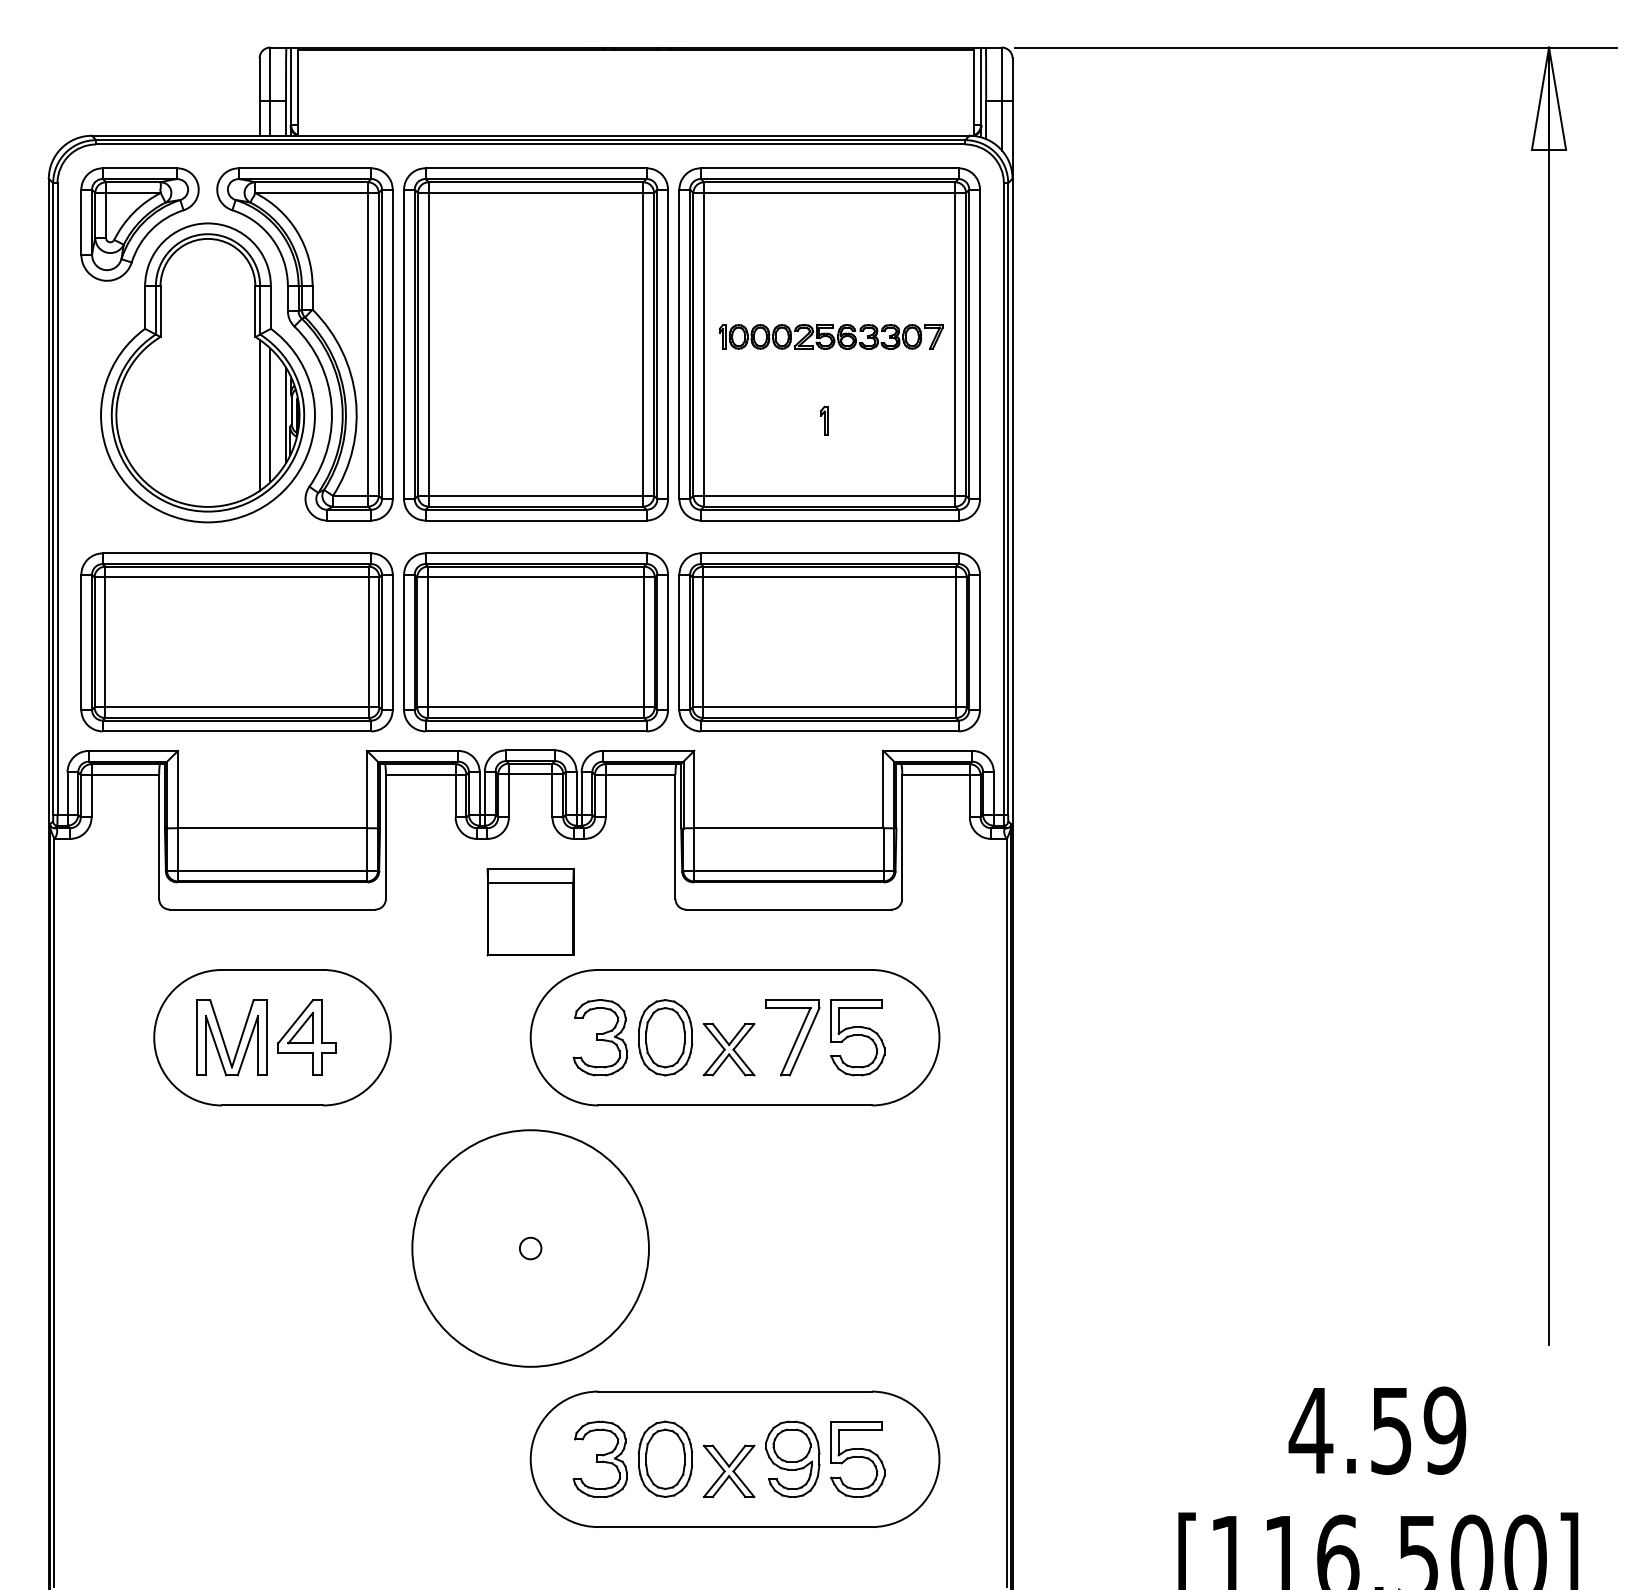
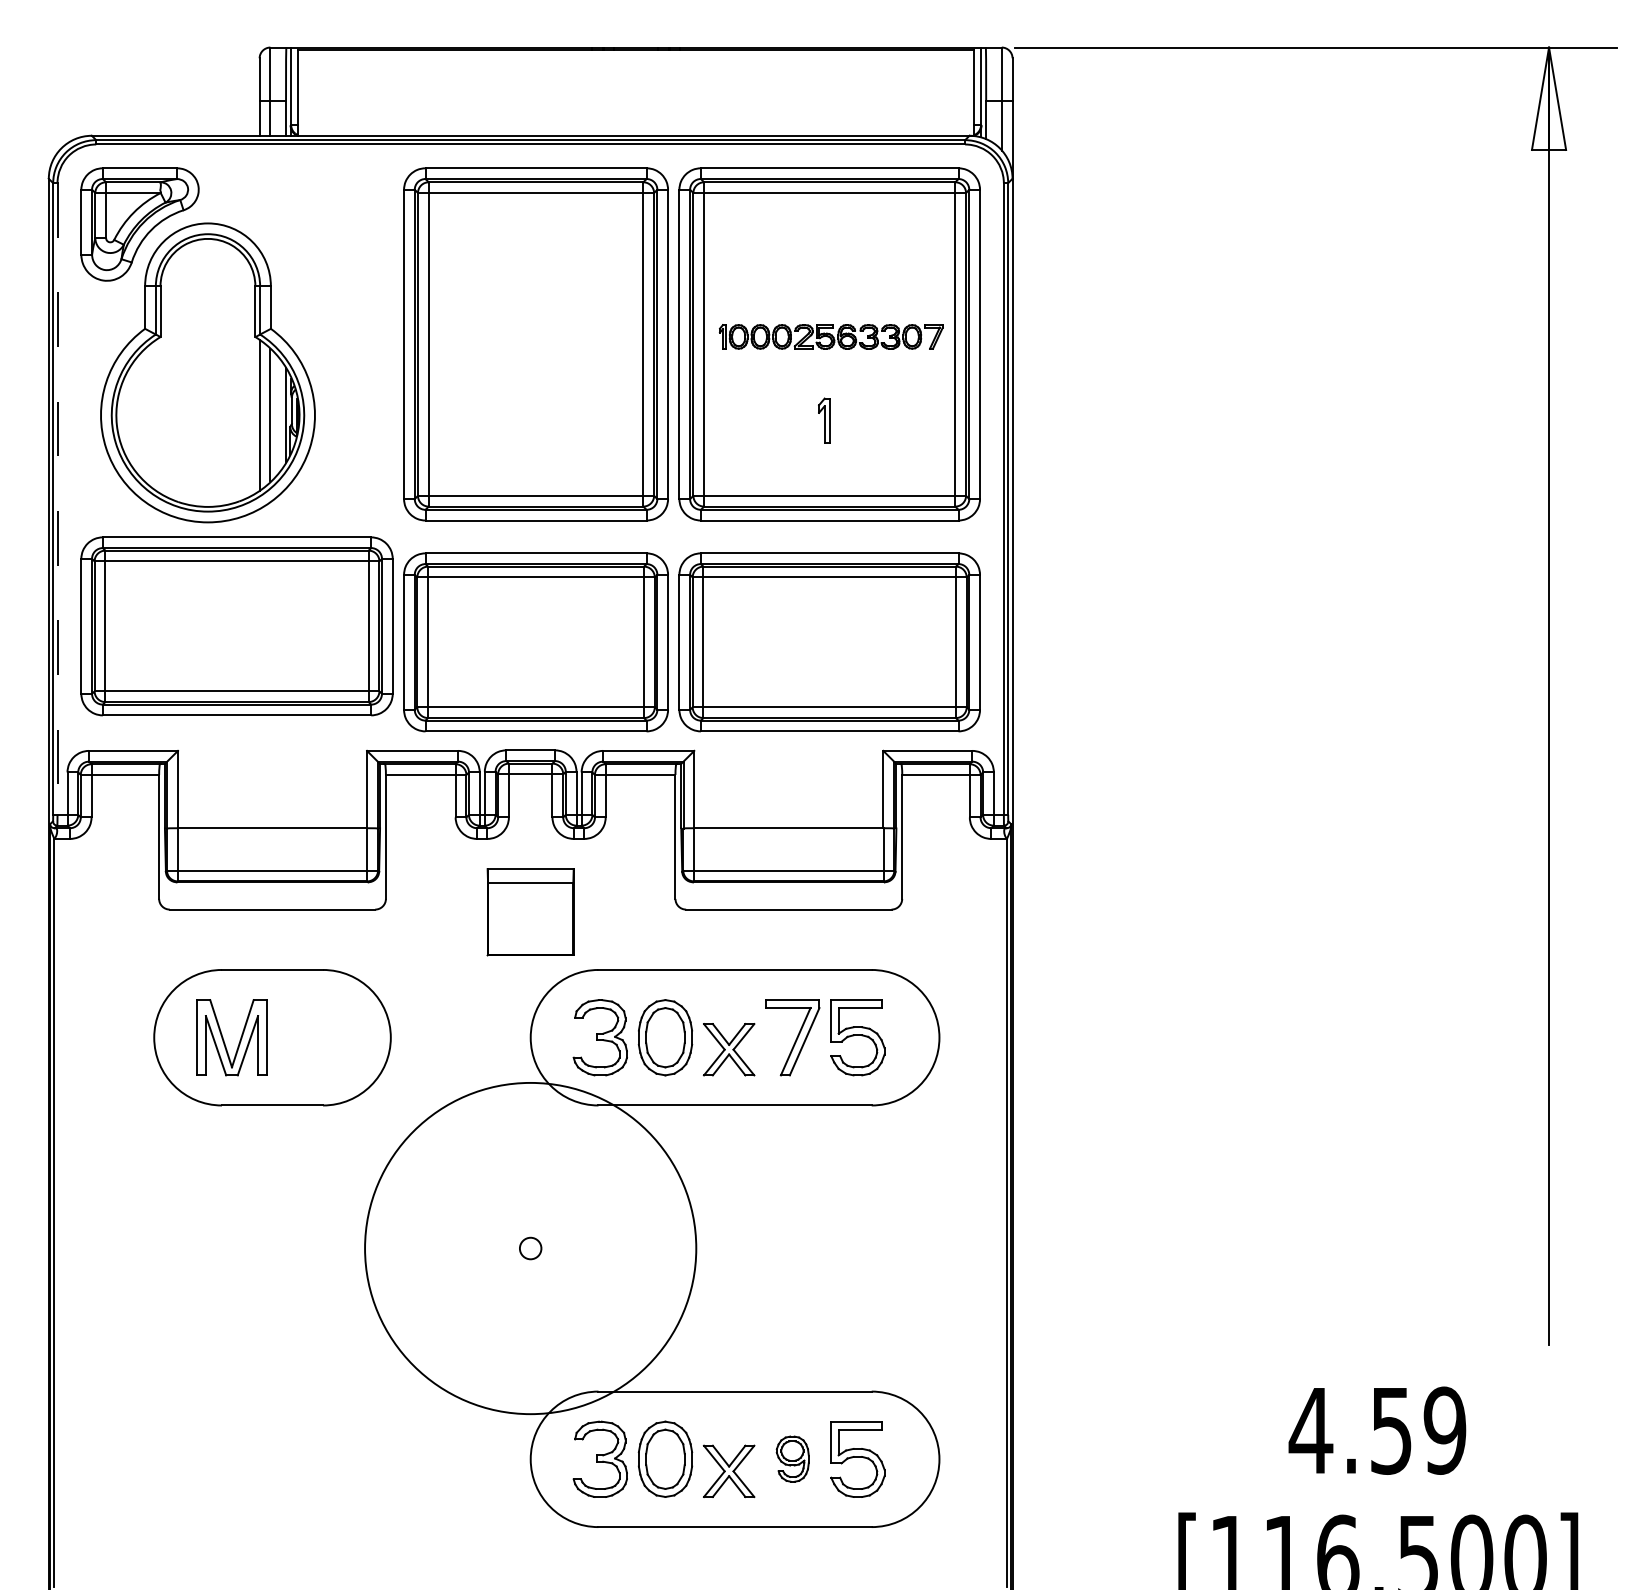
part: present -> none (304, 344)
part size: 9x31 px -> 13x47 px (824, 420)
line: solid -> dashed (57, 499)
part position: (236, 642) -> (236, 626) (236, 626)
part: present -> none (306, 1037)
circle diameter: 237 px -> 331 px (530, 1248)
part size: 56x78 px -> 35x48 px (792, 1458)
